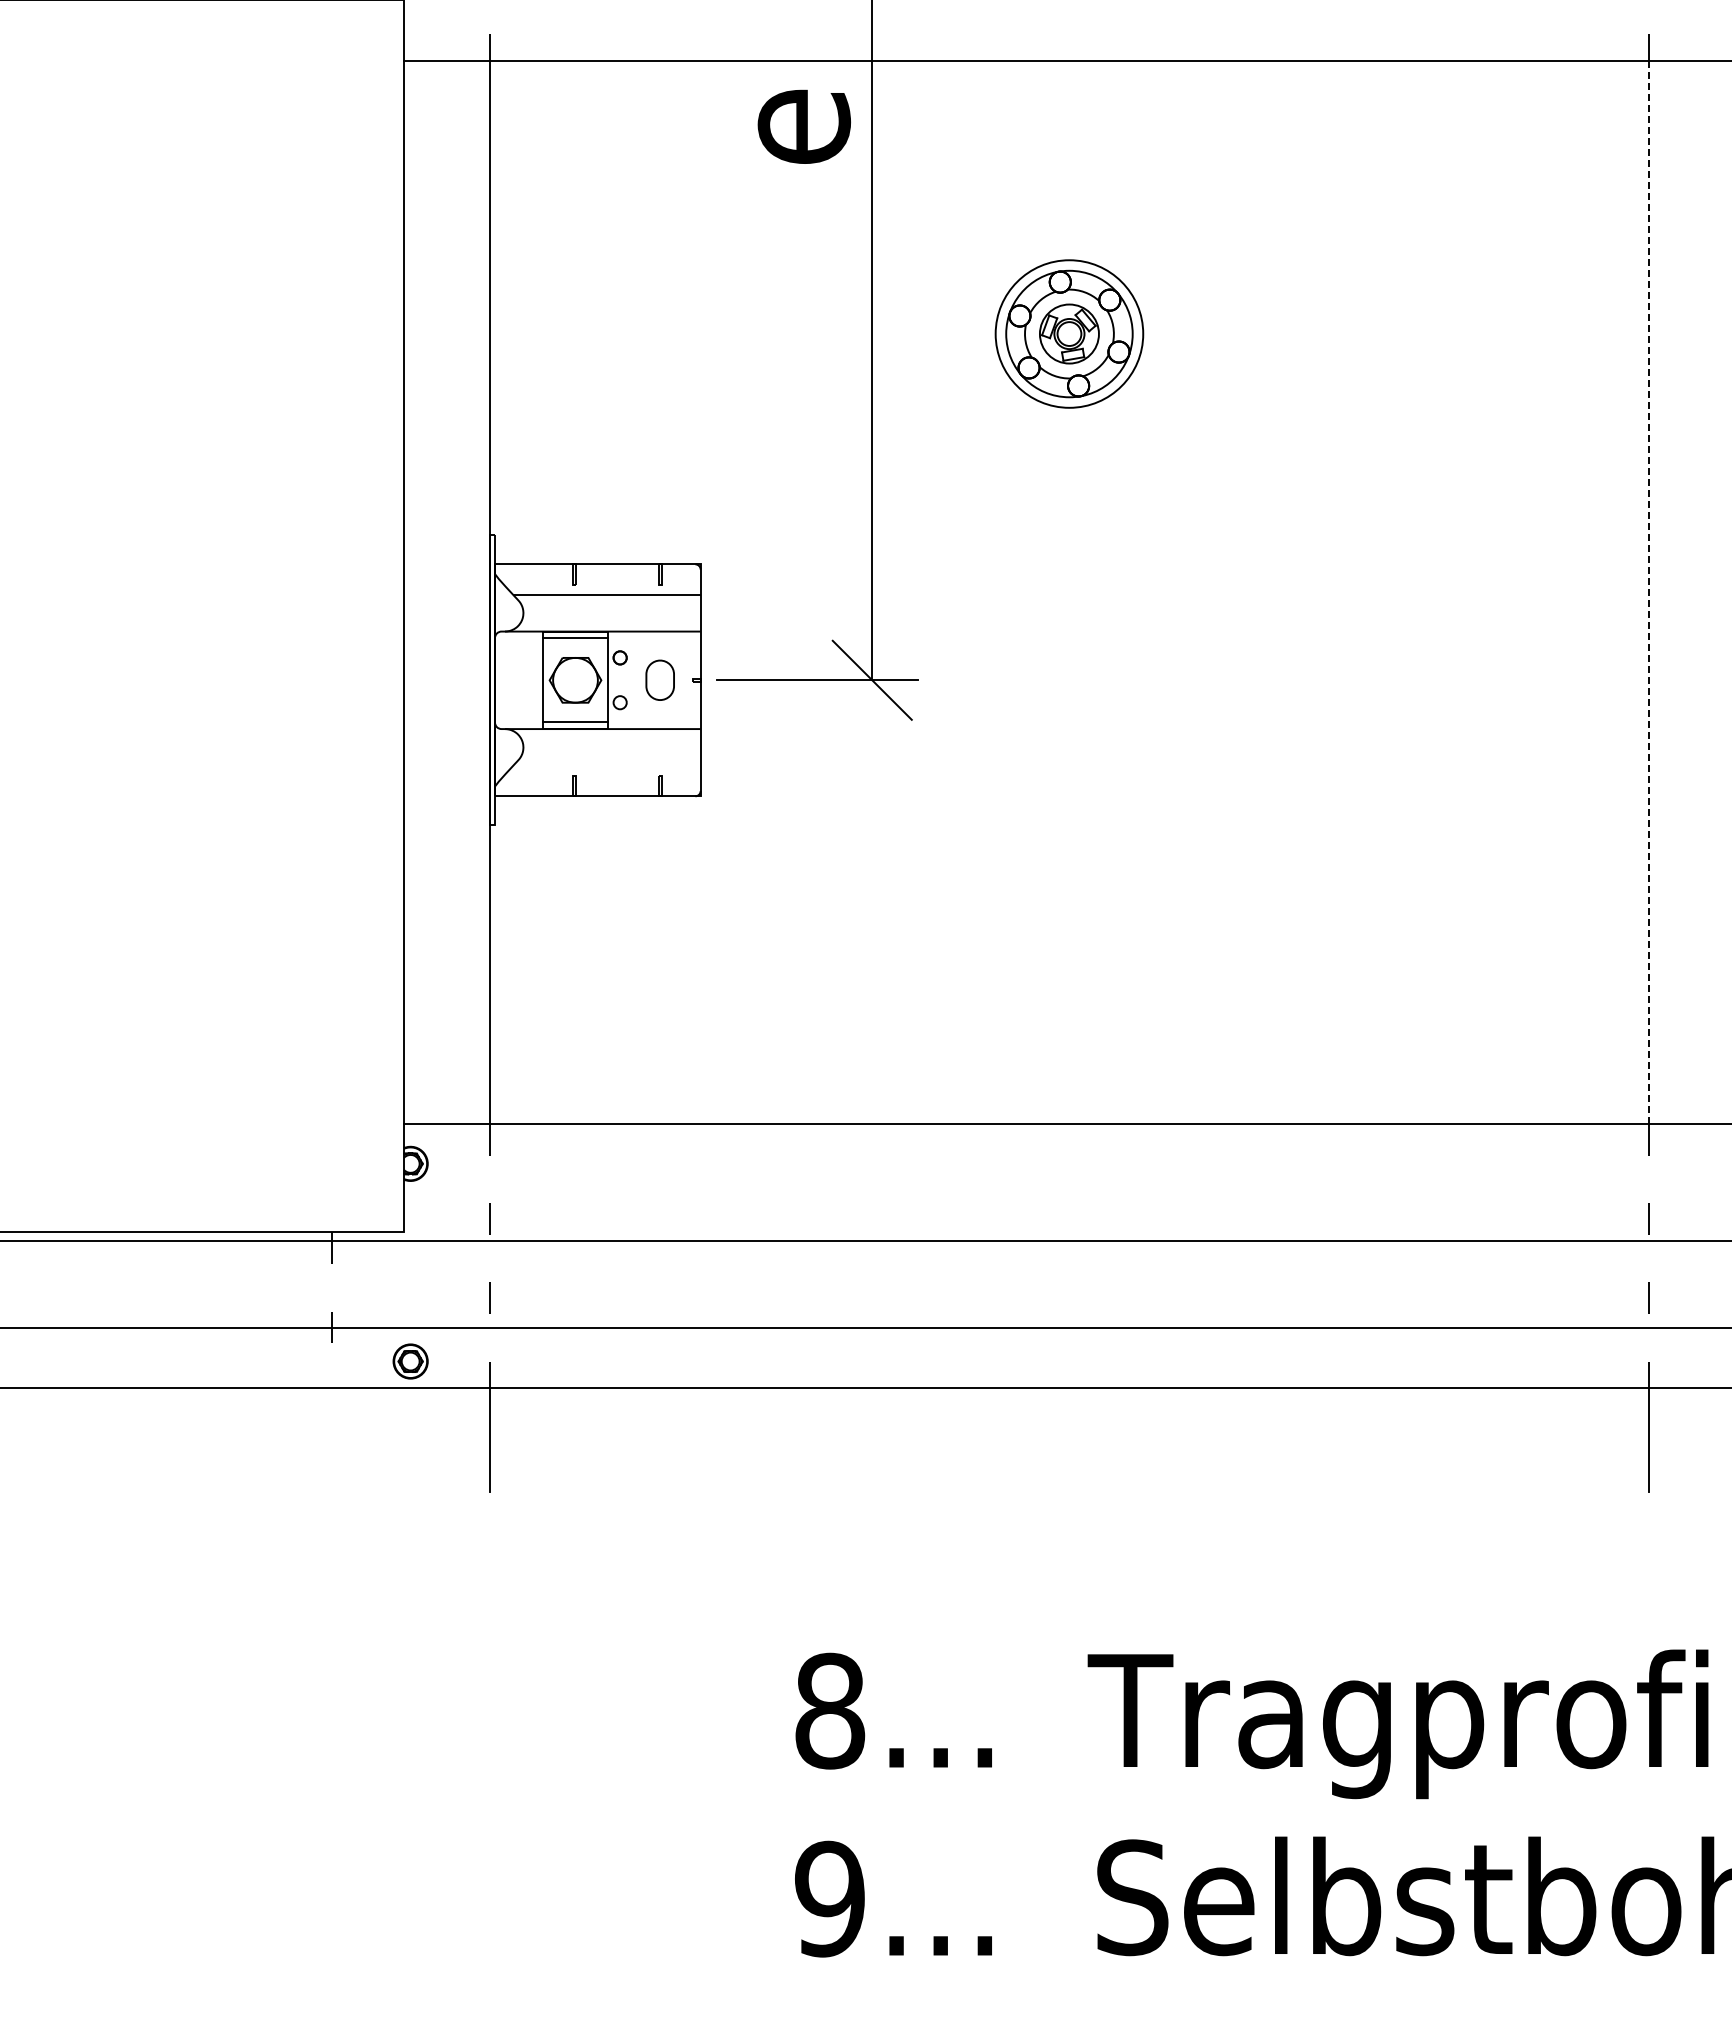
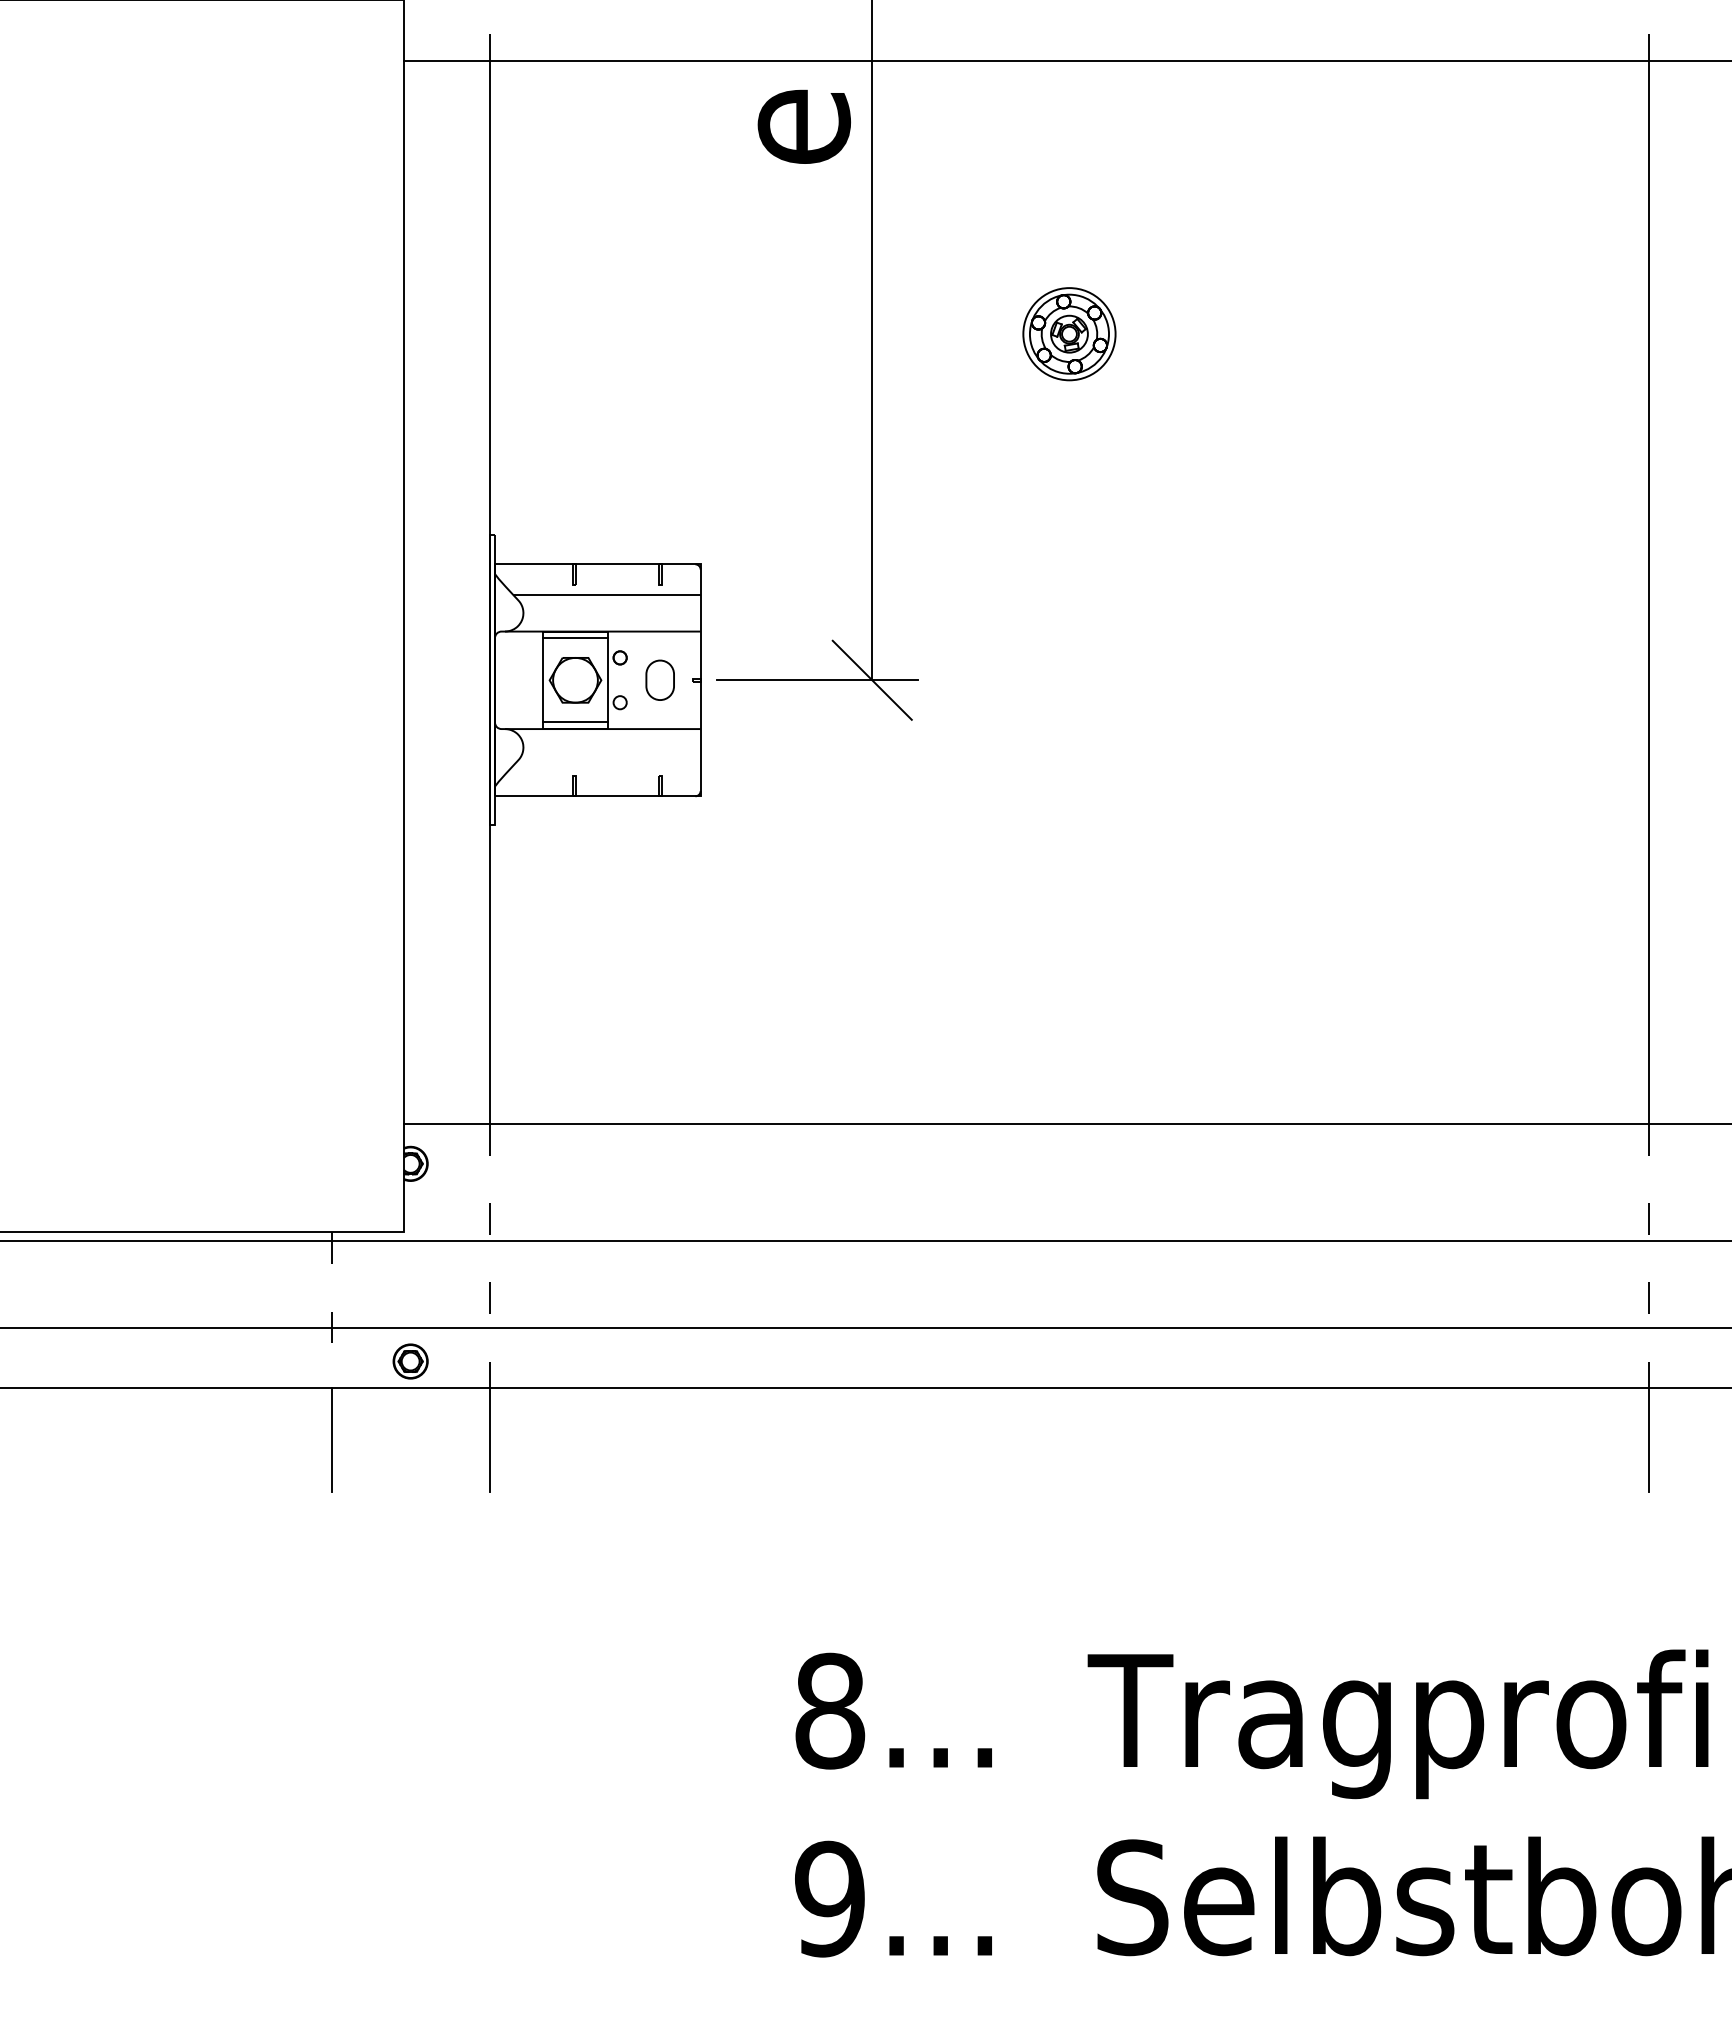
part size: 151x150 px -> 95x95 px (1069, 334)
line: dashed -> solid (1649, 592)
line: none -> present (331, 1439)
